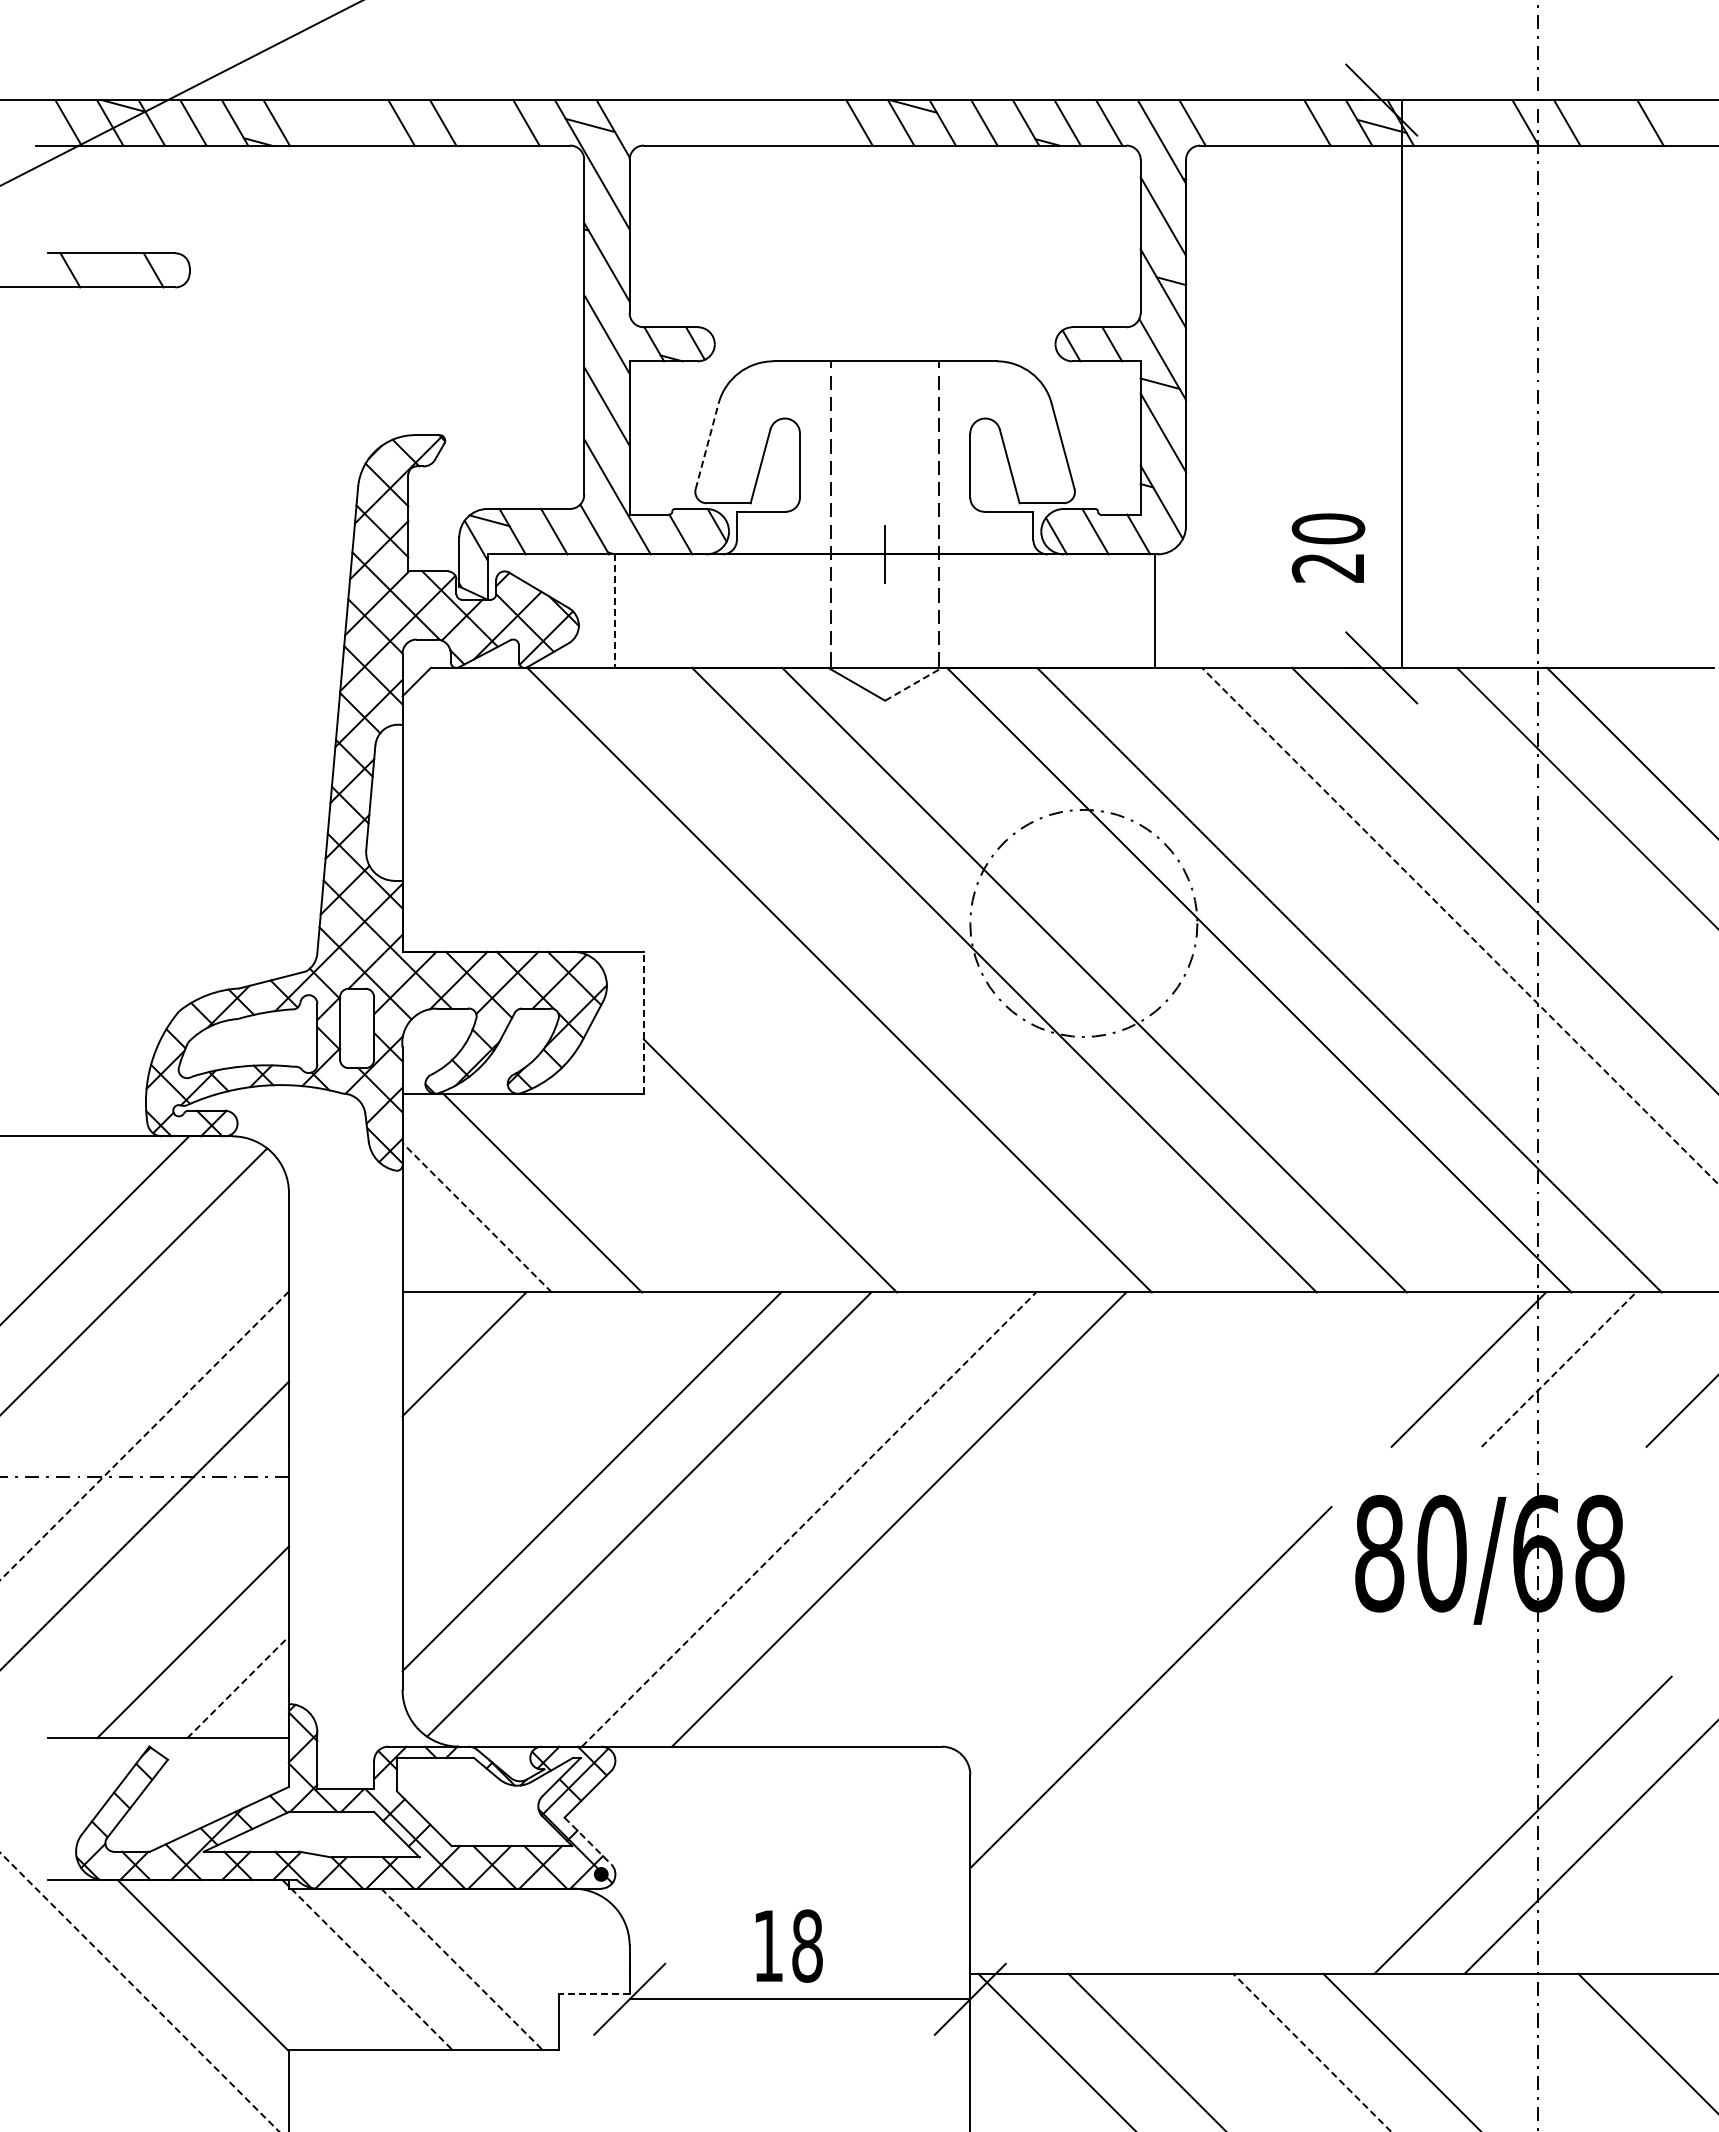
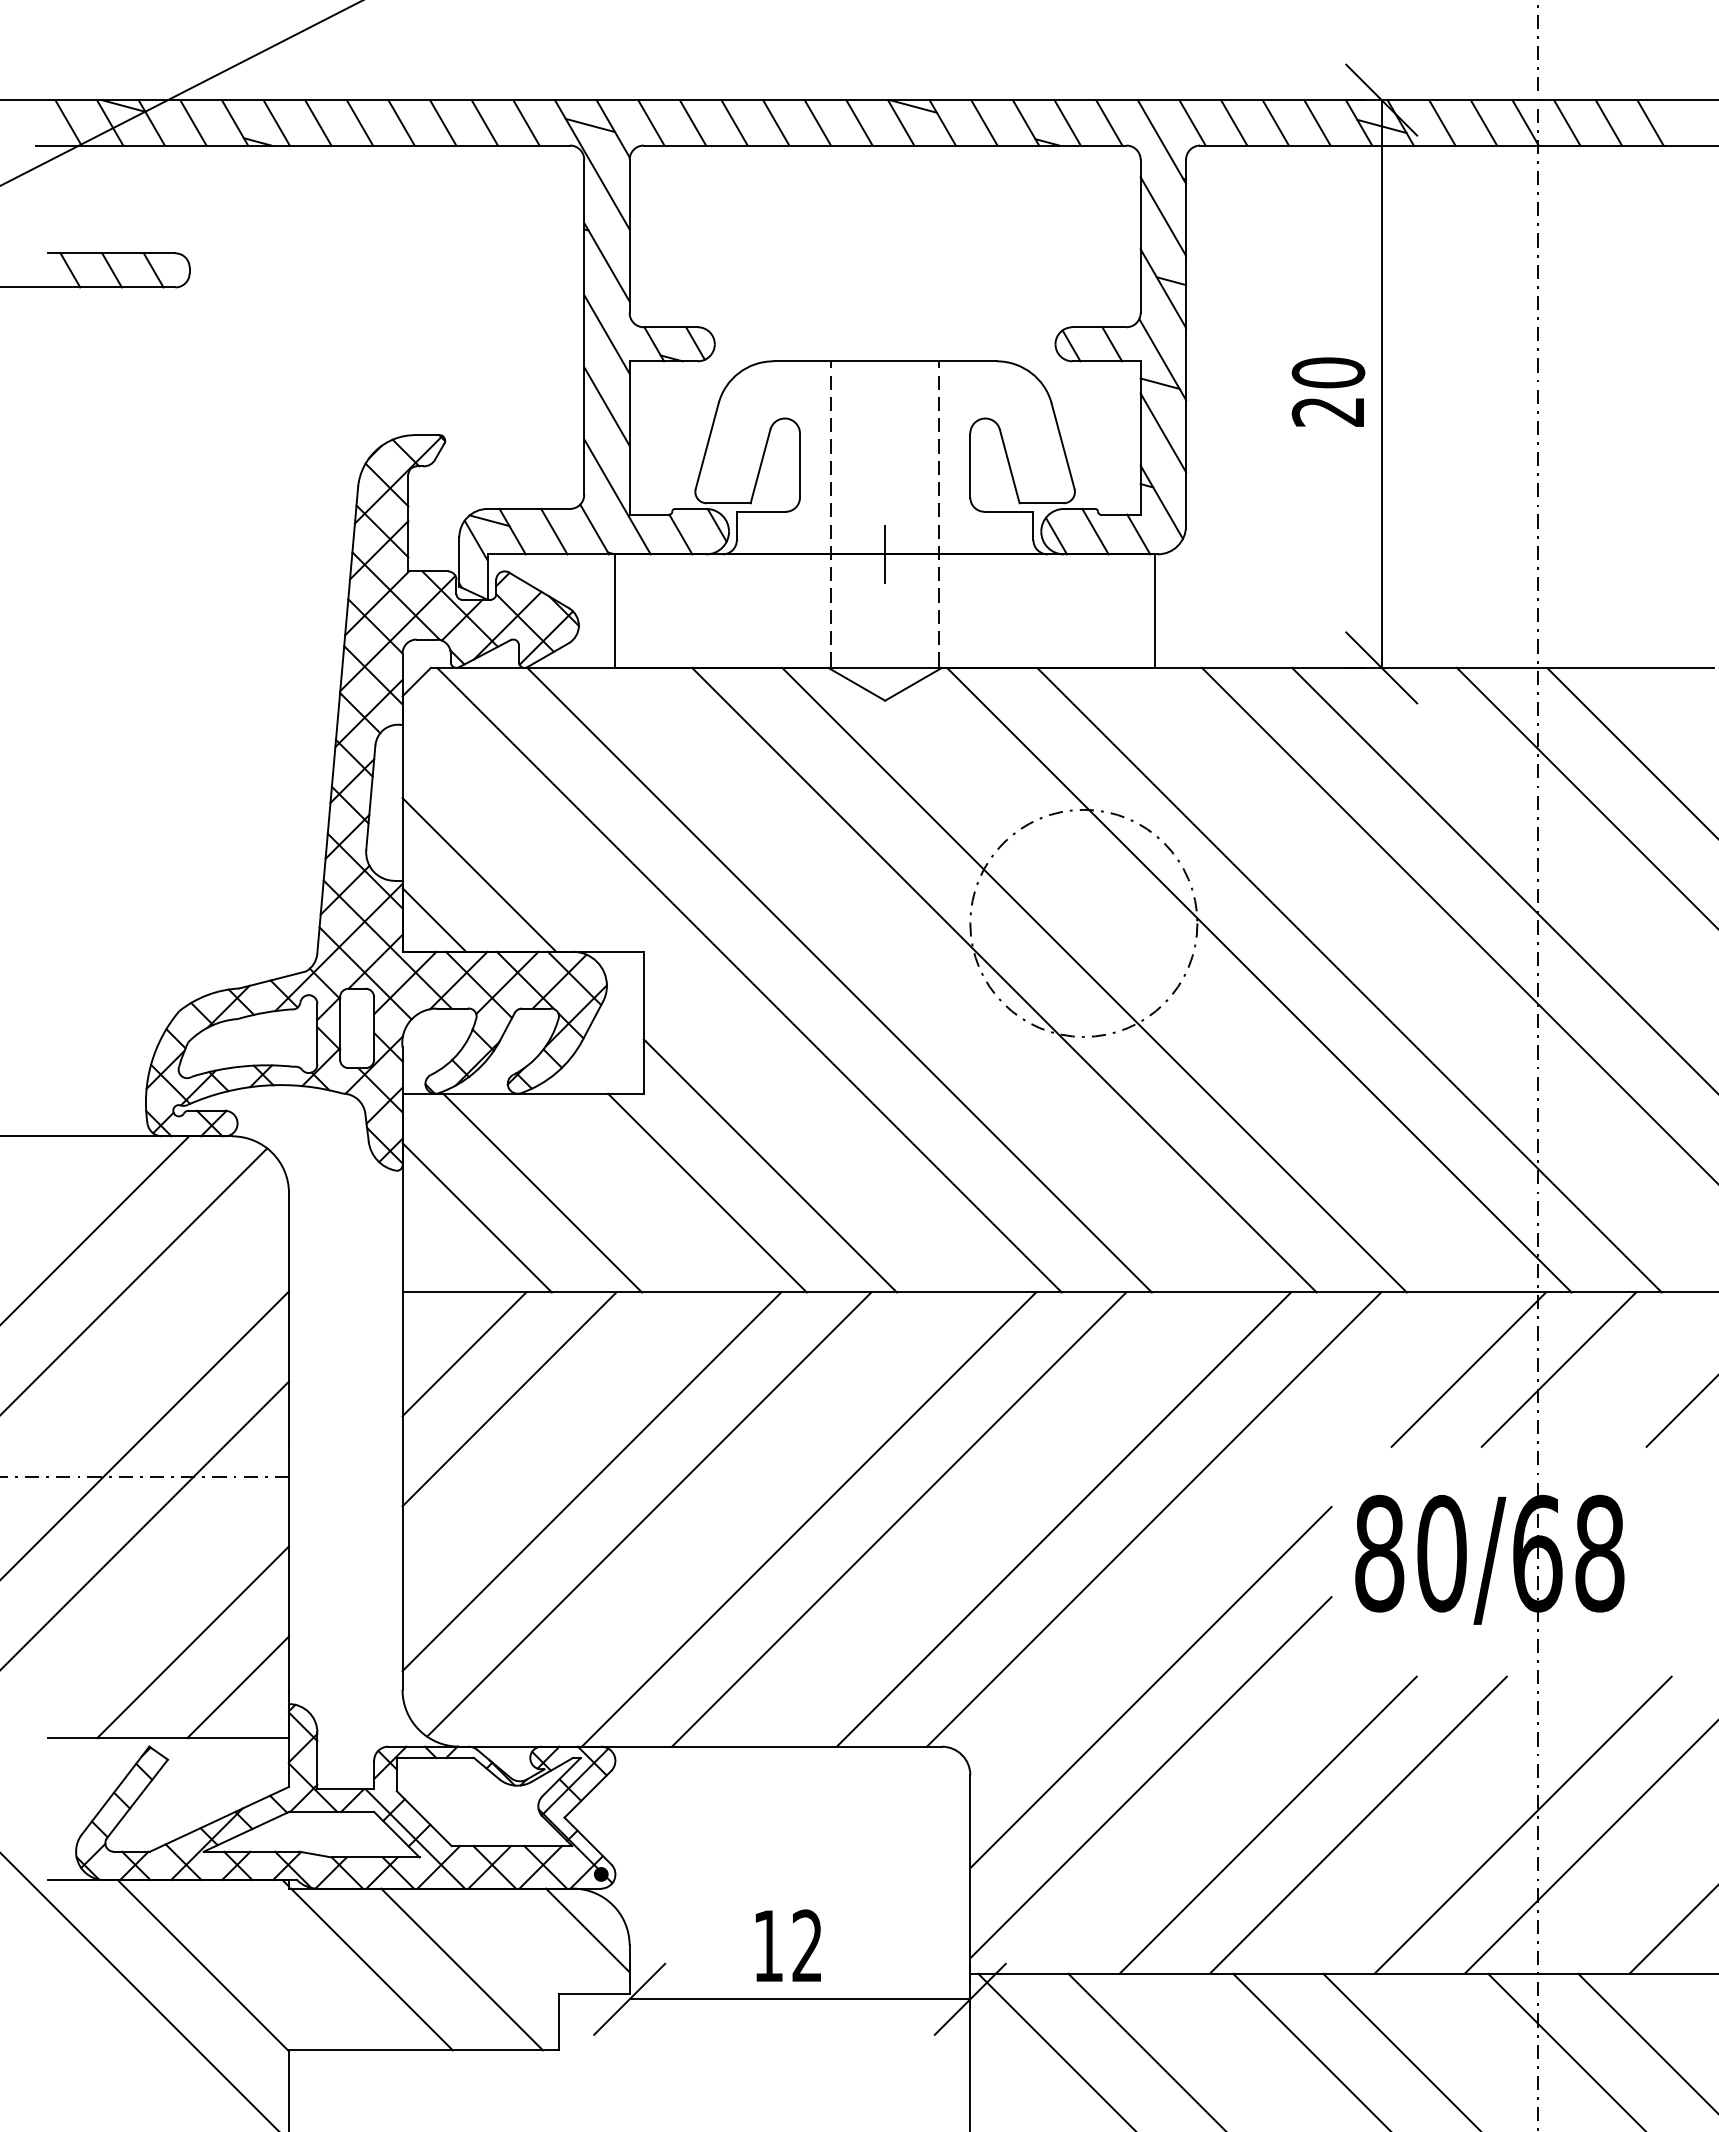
line: none -> present (318, 122)
line: none -> present (359, 122)
line: none -> present (484, 122)
line: none -> present (651, 122)
line: none -> present (692, 122)
line: none -> present (734, 122)
line: none -> present (776, 122)
line: none -> present (817, 122)
line: none -> present (1234, 122)
line: none -> present (1275, 122)
line: none -> present (1442, 122)
line: none -> present (1483, 122)
line: none -> present (1608, 122)
line: none -> present (111, 270)
line position: (1401, 383) -> (1381, 383) (1381, 383)
line: dashed -> solid (707, 445)
text position: (1328, 547) -> (1328, 391) (1328, 391)
line: dashed -> solid (615, 611)
line: dashed -> solid (913, 684)
line: none -> present (479, 874)
line: none -> present (434, 919)
line: dashed -> solid (1459, 925)
line: none -> present (749, 979)
line: dashed -> solid (643, 1022)
line: none -> present (707, 1192)
line: dashed -> solid (477, 1217)
line: dashed -> solid (1559, 1369)
line: none -> present (509, 1399)
line: dashed -> solid (144, 1435)
line: dashed -> solid (809, 1519)
line: none -> present (1063, 1519)
line: none -> present (1154, 1519)
line: dashed -> solid (238, 1687)
line: none -> present (1150, 1777)
line: none -> present (1267, 1824)
line: none -> present (1357, 1824)
line: dashed -> solid (588, 1841)
line: none -> present (587, 1930)
line: none -> present (1672, 1930)
text: 18 -> 12 (807, 1945)
line: dashed -> solid (372, 1969)
line: dashed -> solid (462, 1969)
line: dashed -> solid (139, 1992)
line: dashed -> solid (593, 1993)
line: none -> present (1565, 2050)
line: dashed -> solid (1311, 2052)
